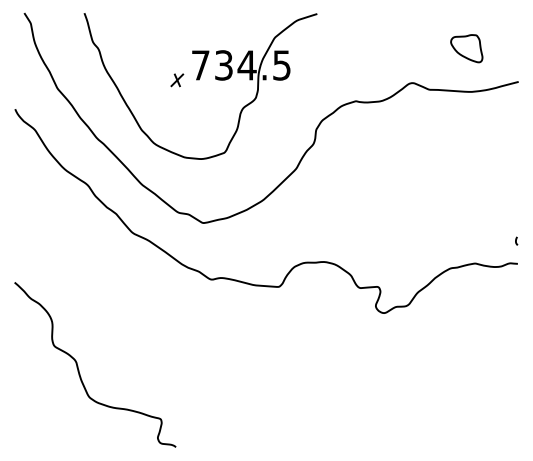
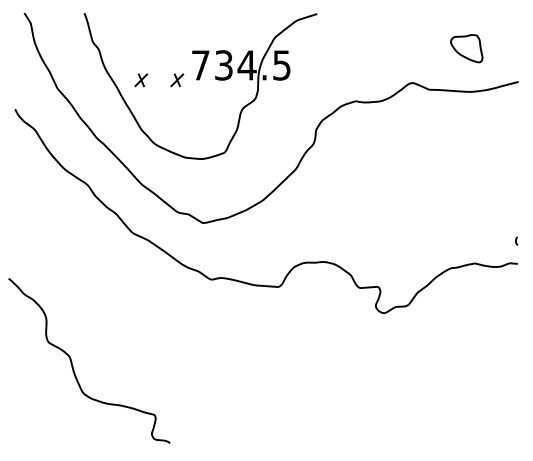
part: none -> present (141, 80)
curve position: (79, 369) -> (73, 365) (73, 365)
